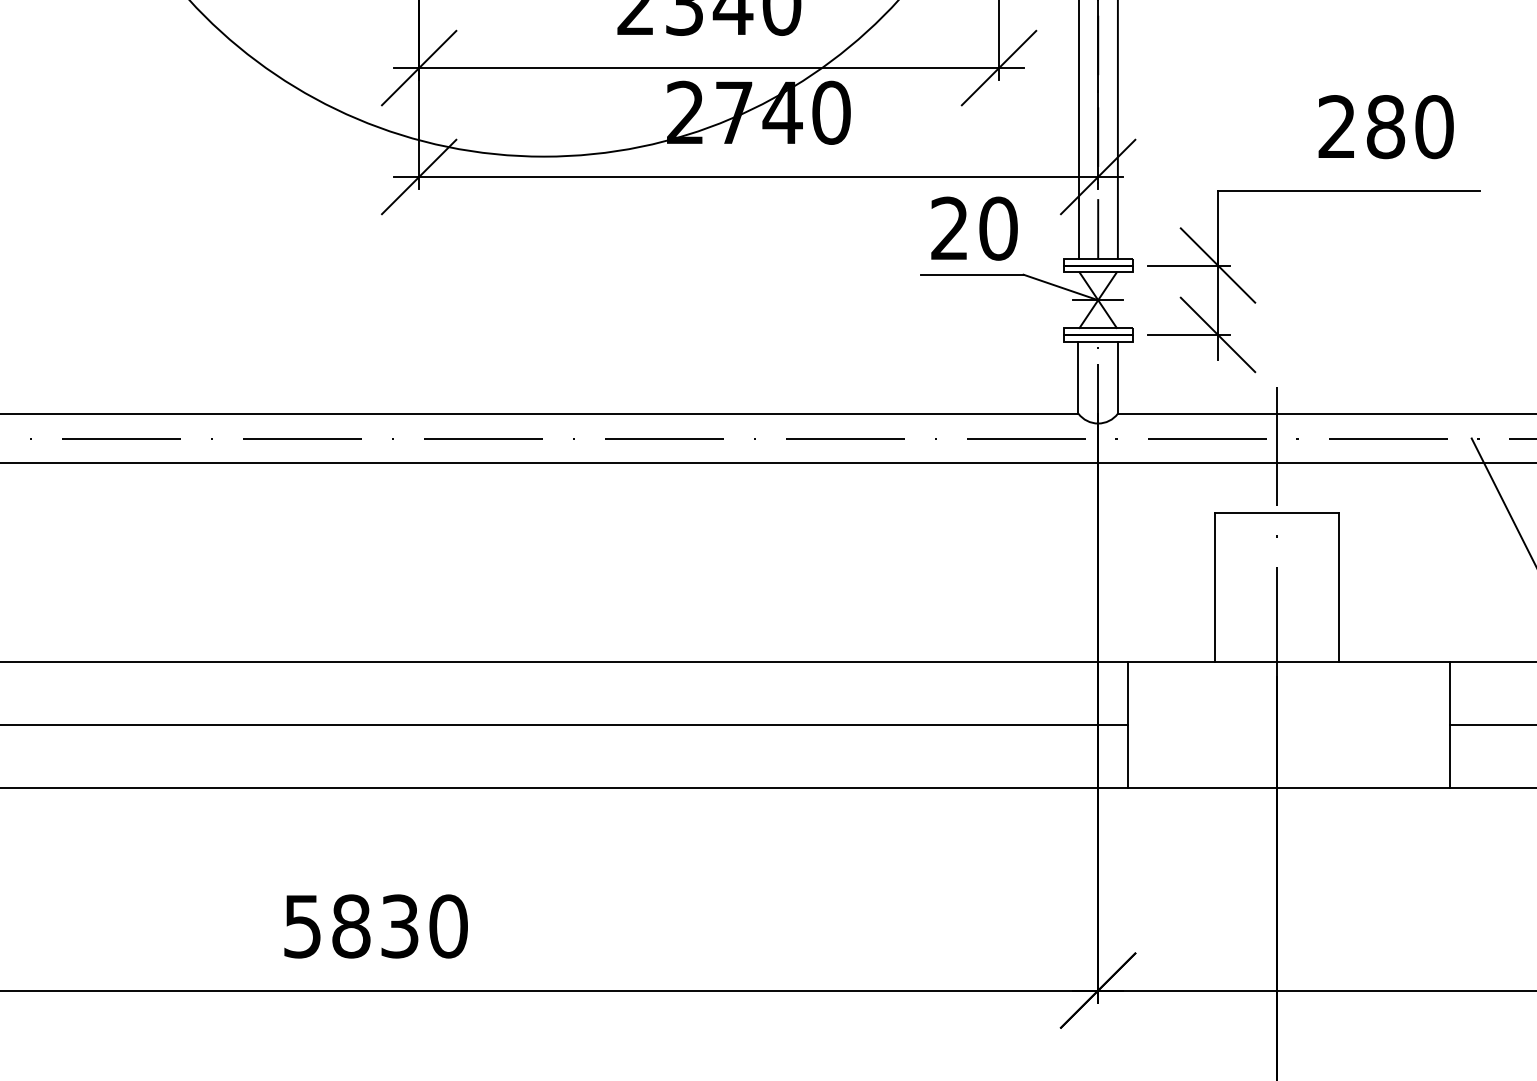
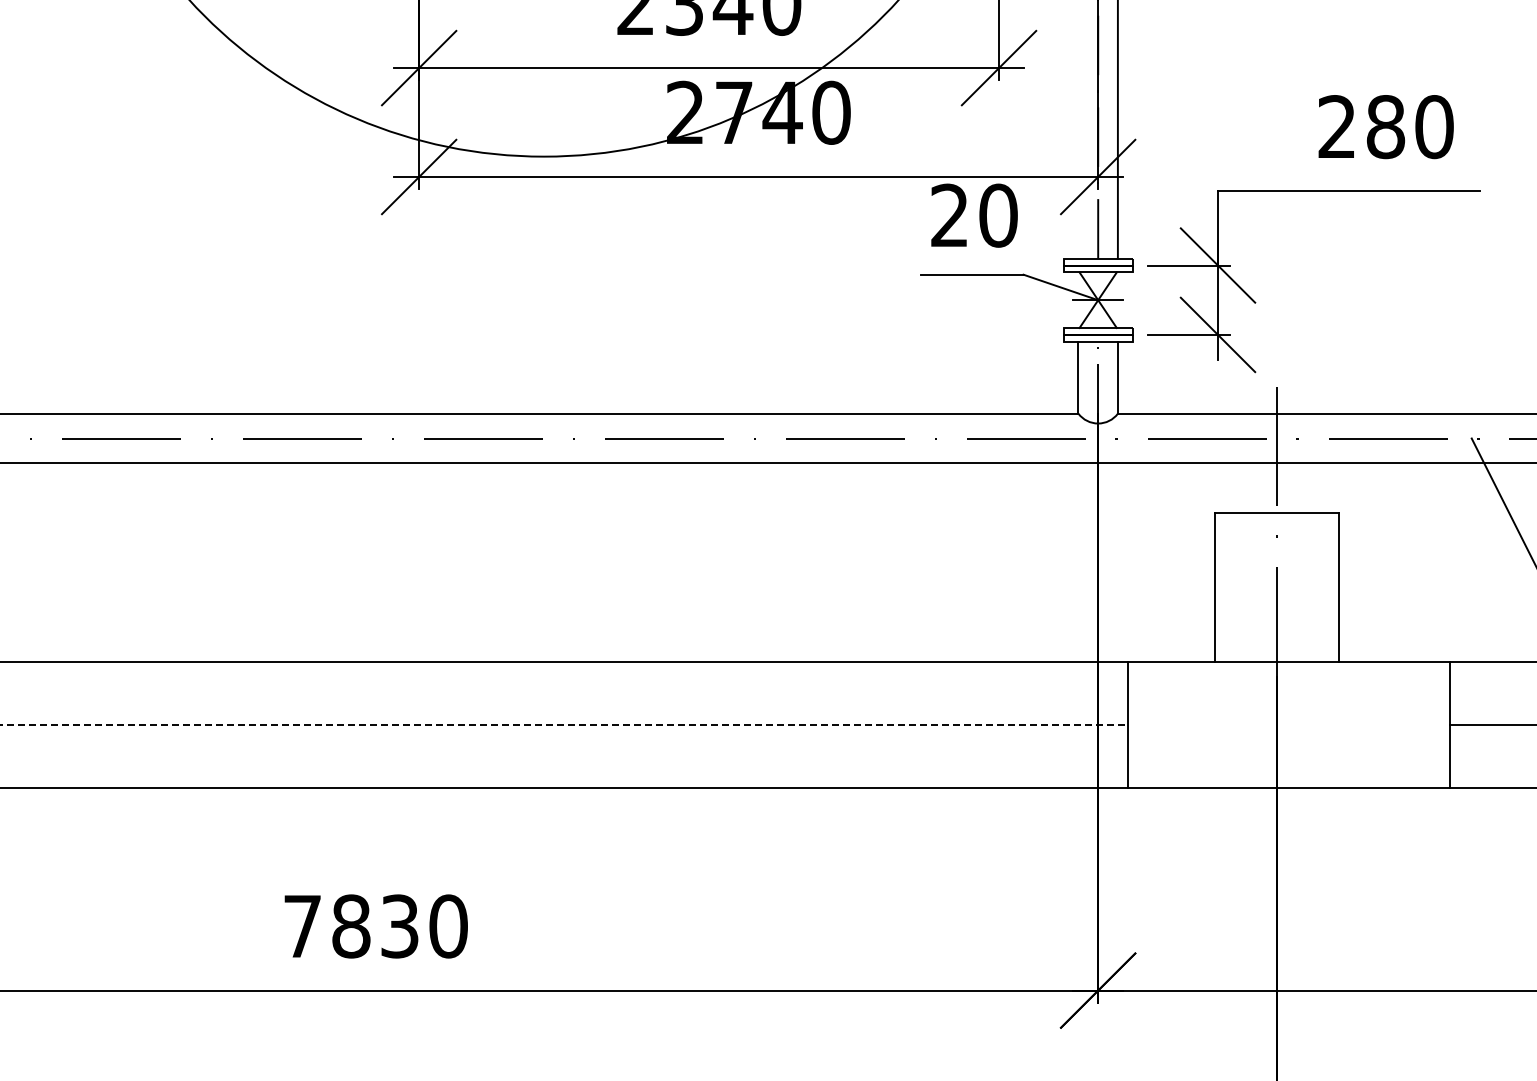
line: present -> none (1078, 130)
text position: (974, 228) -> (974, 215) (974, 215)
line: solid -> dashed (564, 724)
text: 5830 -> 7830 (302, 926)
